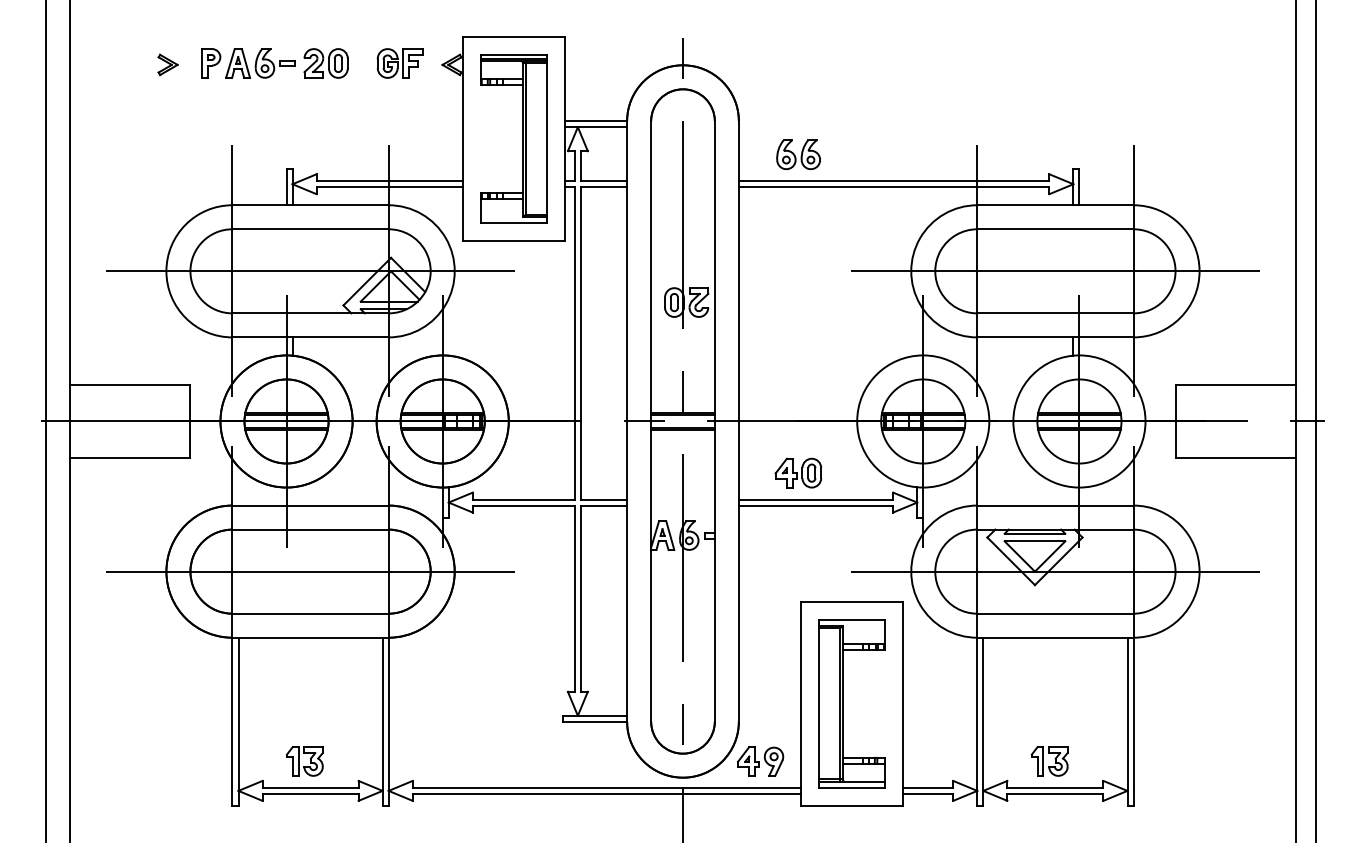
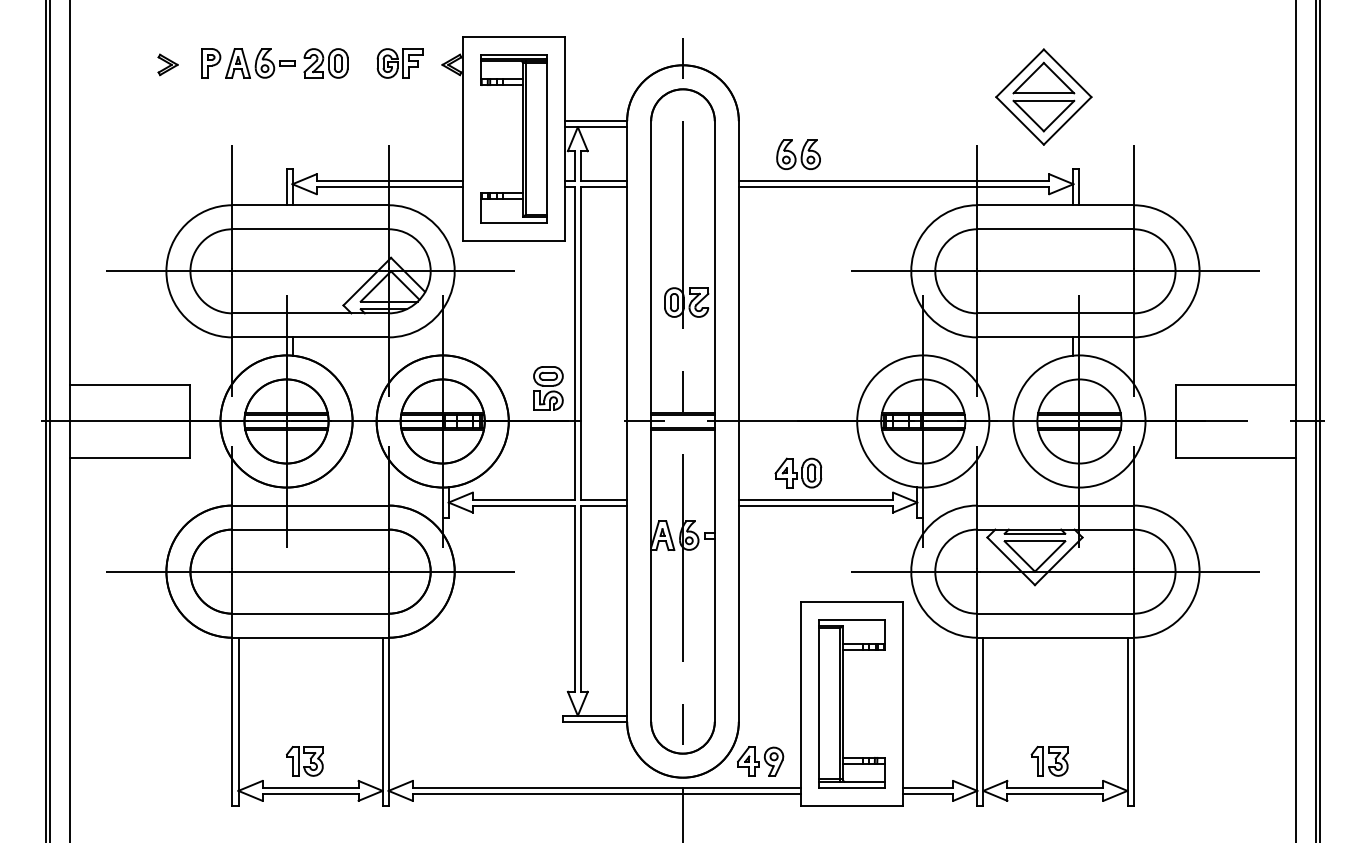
part: none -> present (1043, 96)
part: none -> present (548, 388)
line: none -> present (49, 420)
line: none -> present (1319, 420)
